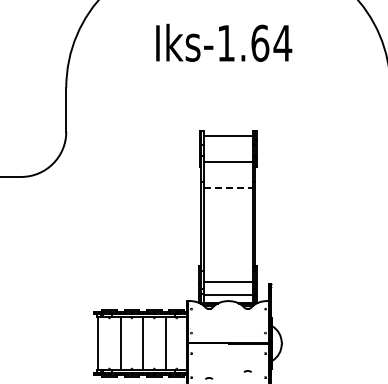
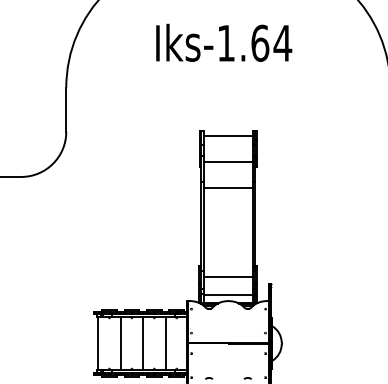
line: dashed -> solid (228, 187)
line position: (227, 281) -> (227, 276) (227, 276)
curve position: (247, 371) -> (247, 378) (247, 378)
